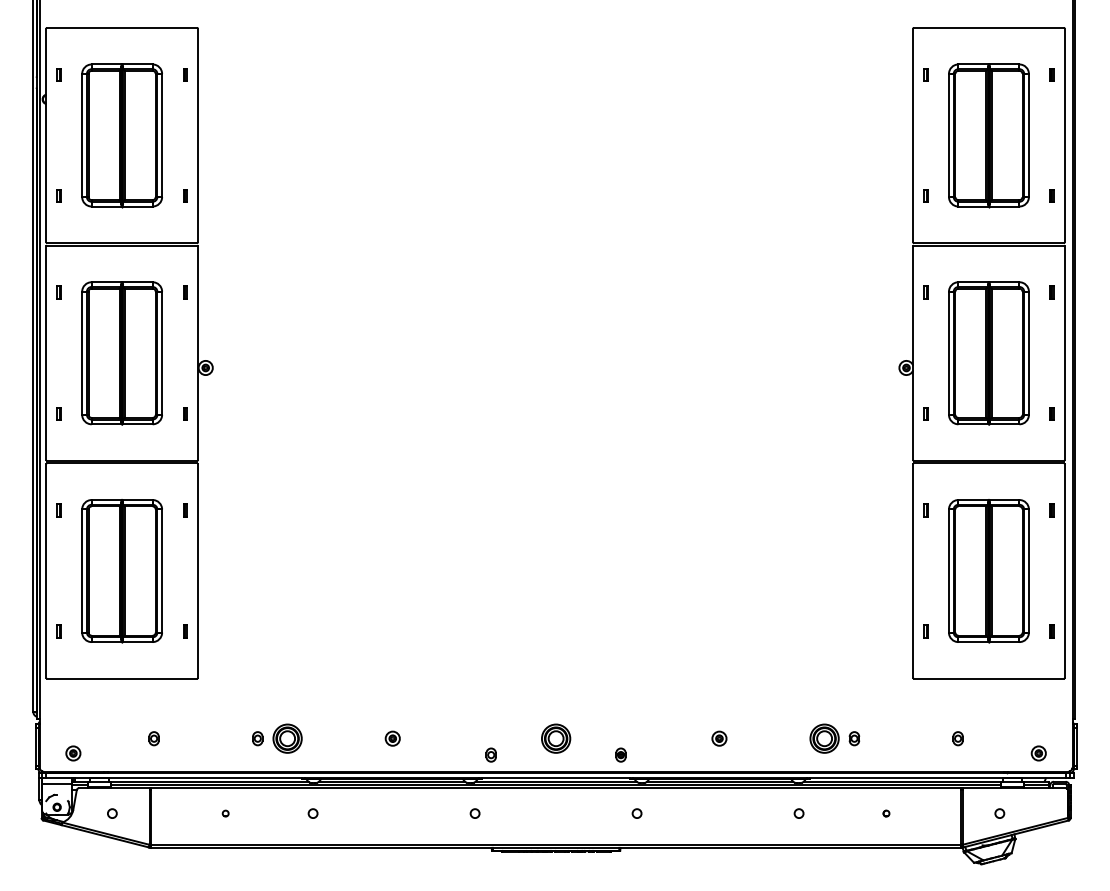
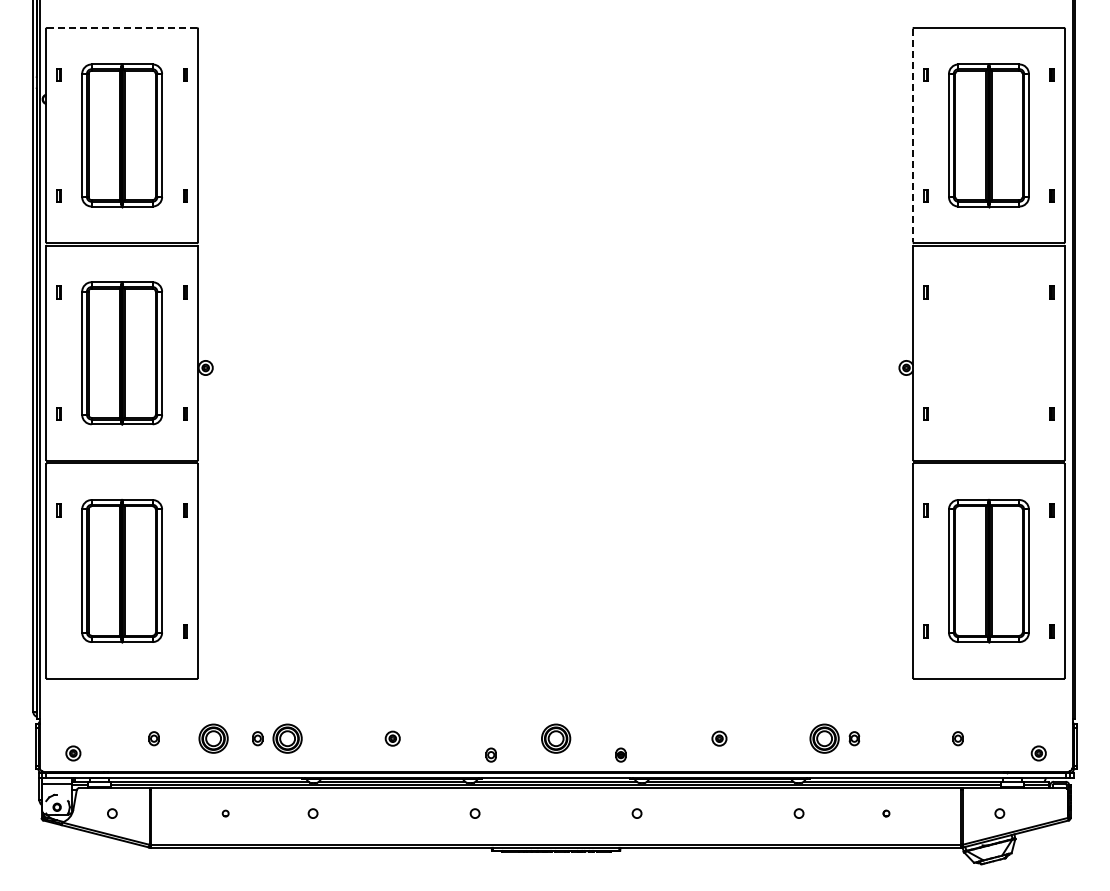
line: solid -> dashed (121, 27)
line: solid -> dashed (913, 135)
part: present -> none (988, 353)
part: present -> none (58, 631)
part: none -> present (213, 738)
